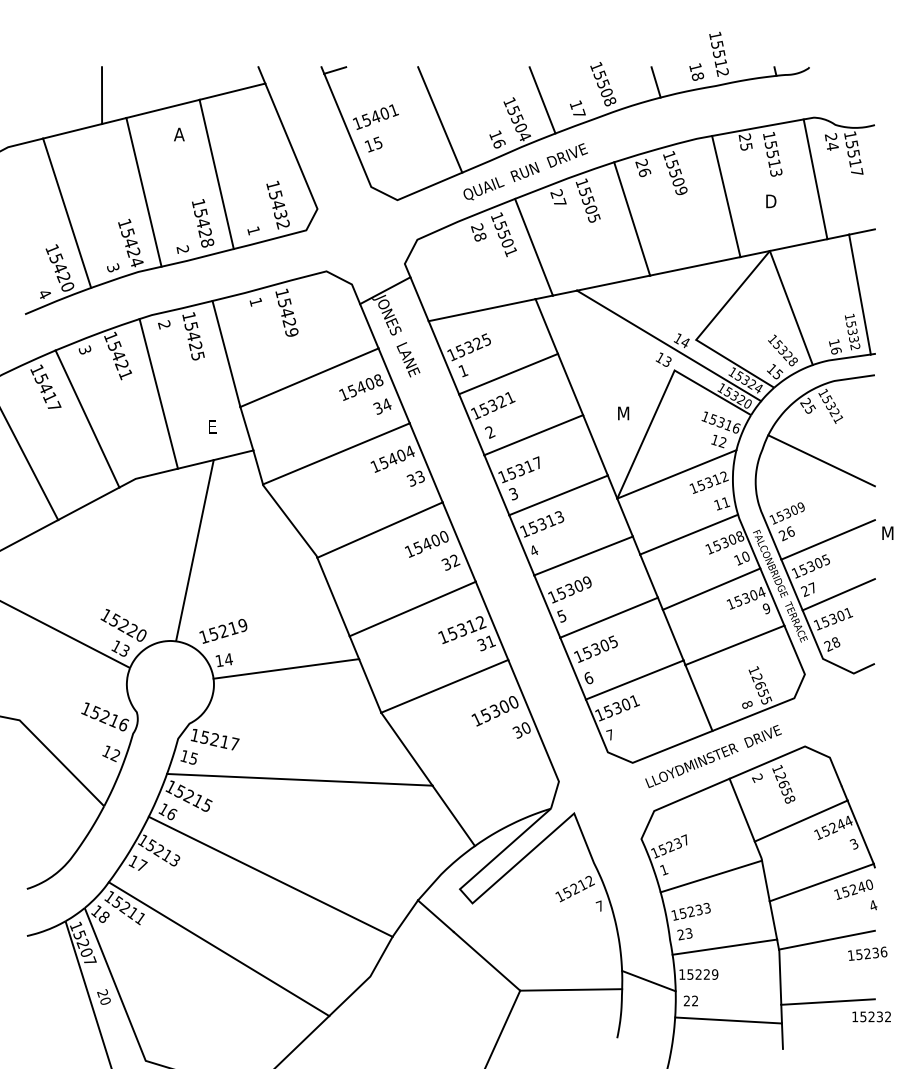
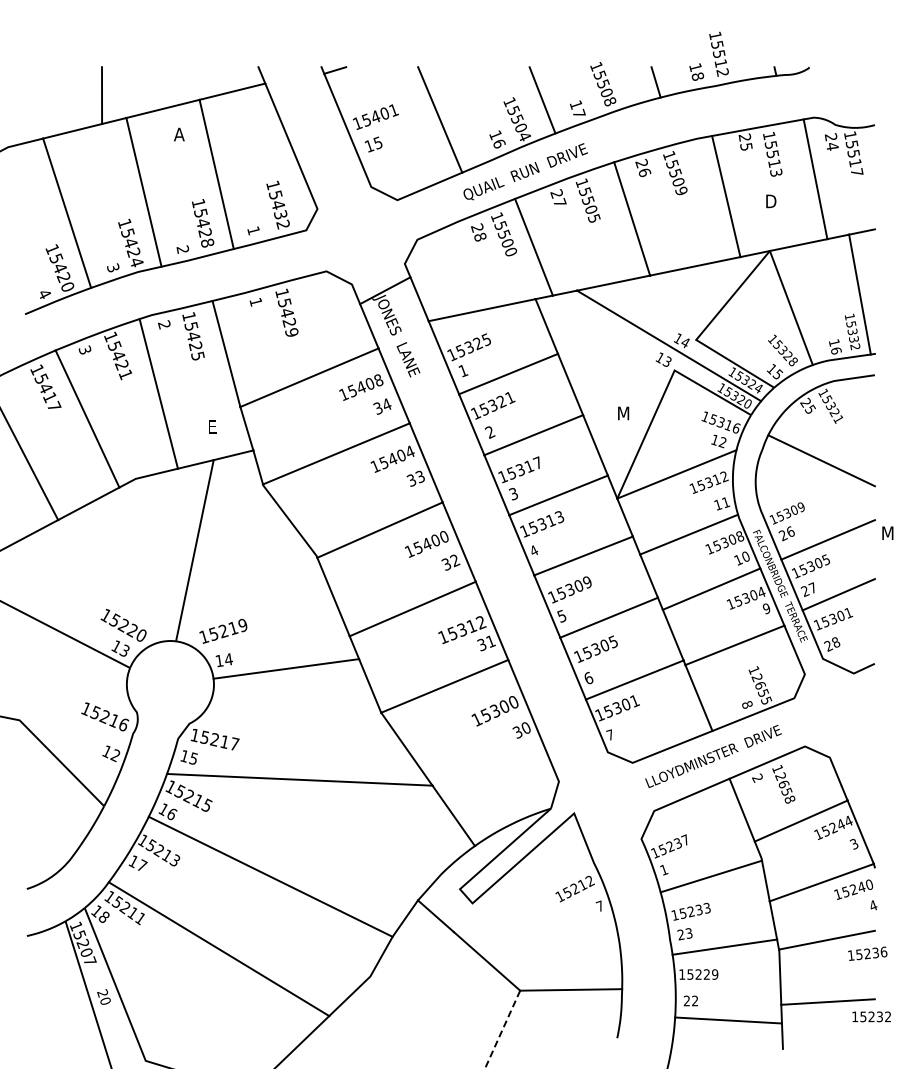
text: 15501 -> 15500 (510, 252)
line: present -> none (648, 980)
line: solid -> dashed (502, 1029)
